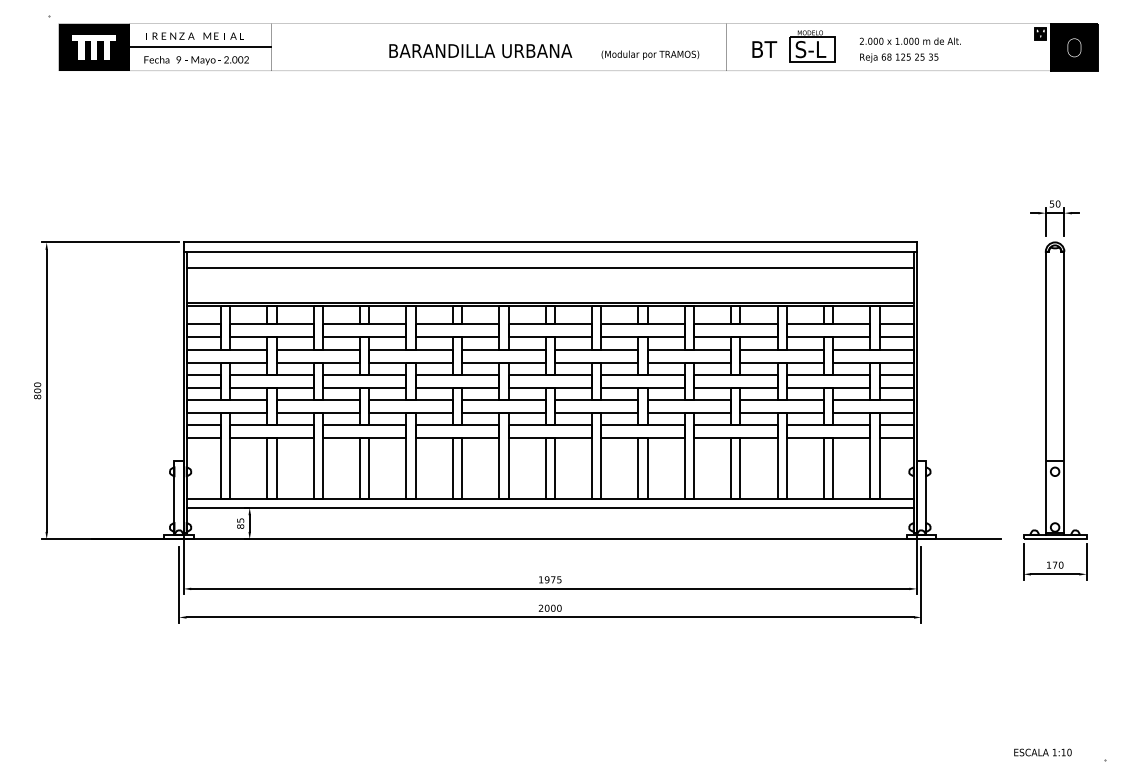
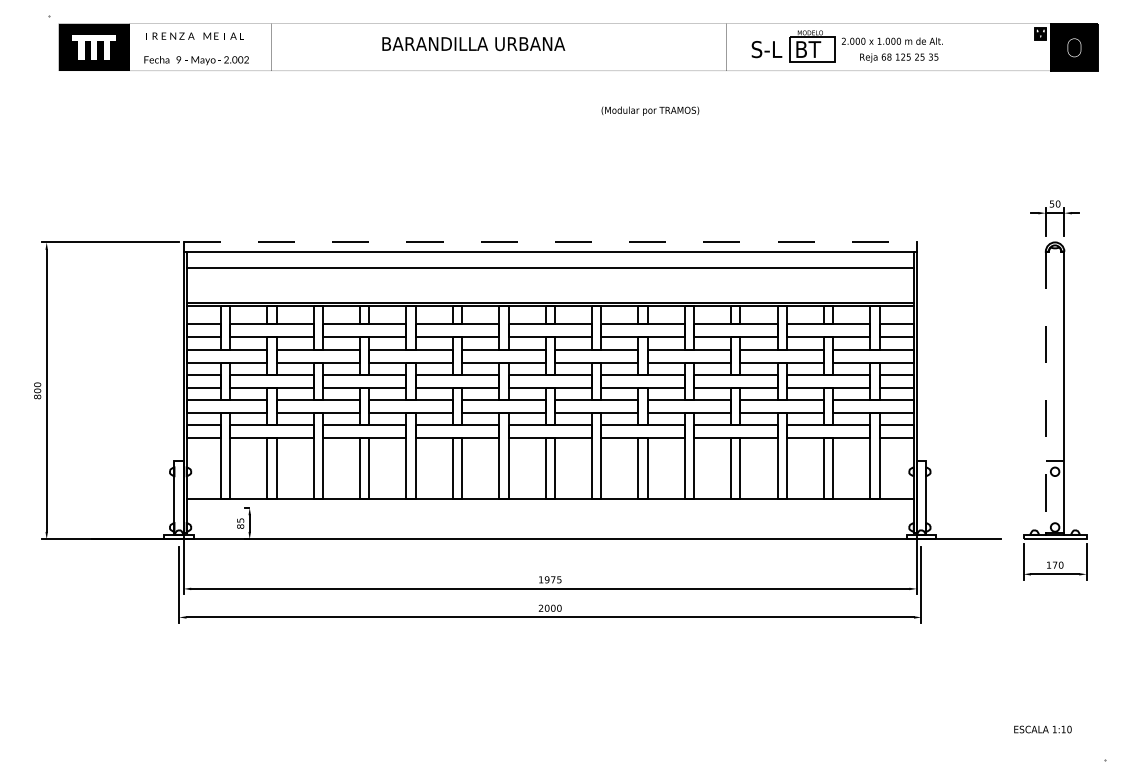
text position: (909, 40) -> (891, 40) (891, 40)
line: present -> none (200, 47)
text: BT -> S-L (766, 49)
text: S-L -> BT (810, 49)
text position: (480, 51) -> (473, 44) (473, 44)
text position: (650, 54) -> (650, 110) (650, 110)
line: solid -> dashed (550, 242)
line: solid -> dashed (1045, 392)
line: present -> none (549, 507)
text position: (1042, 752) -> (1042, 729) (1042, 729)
